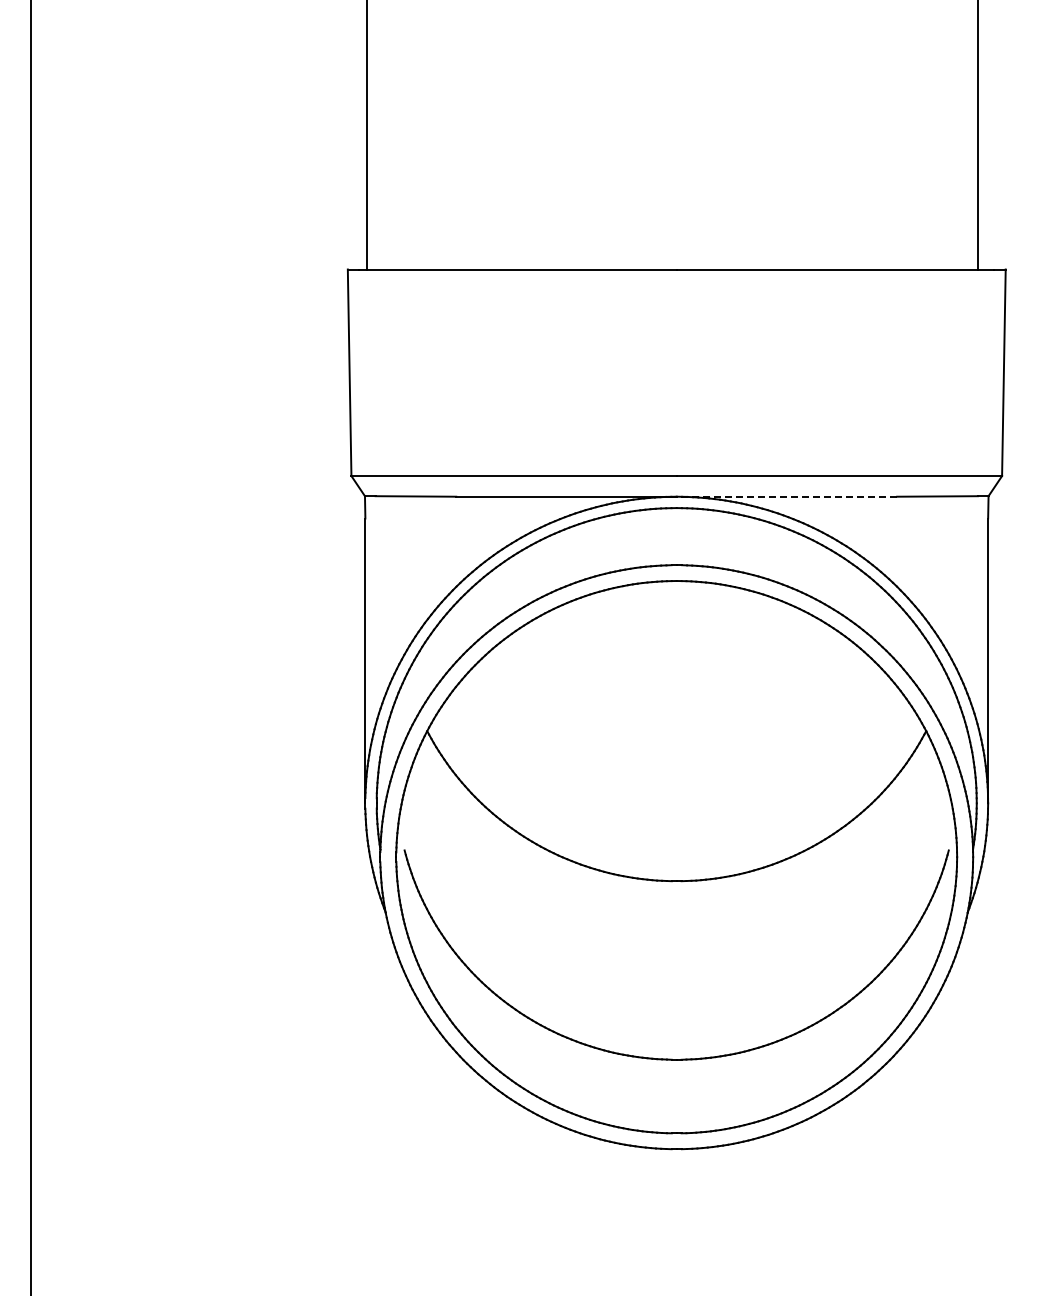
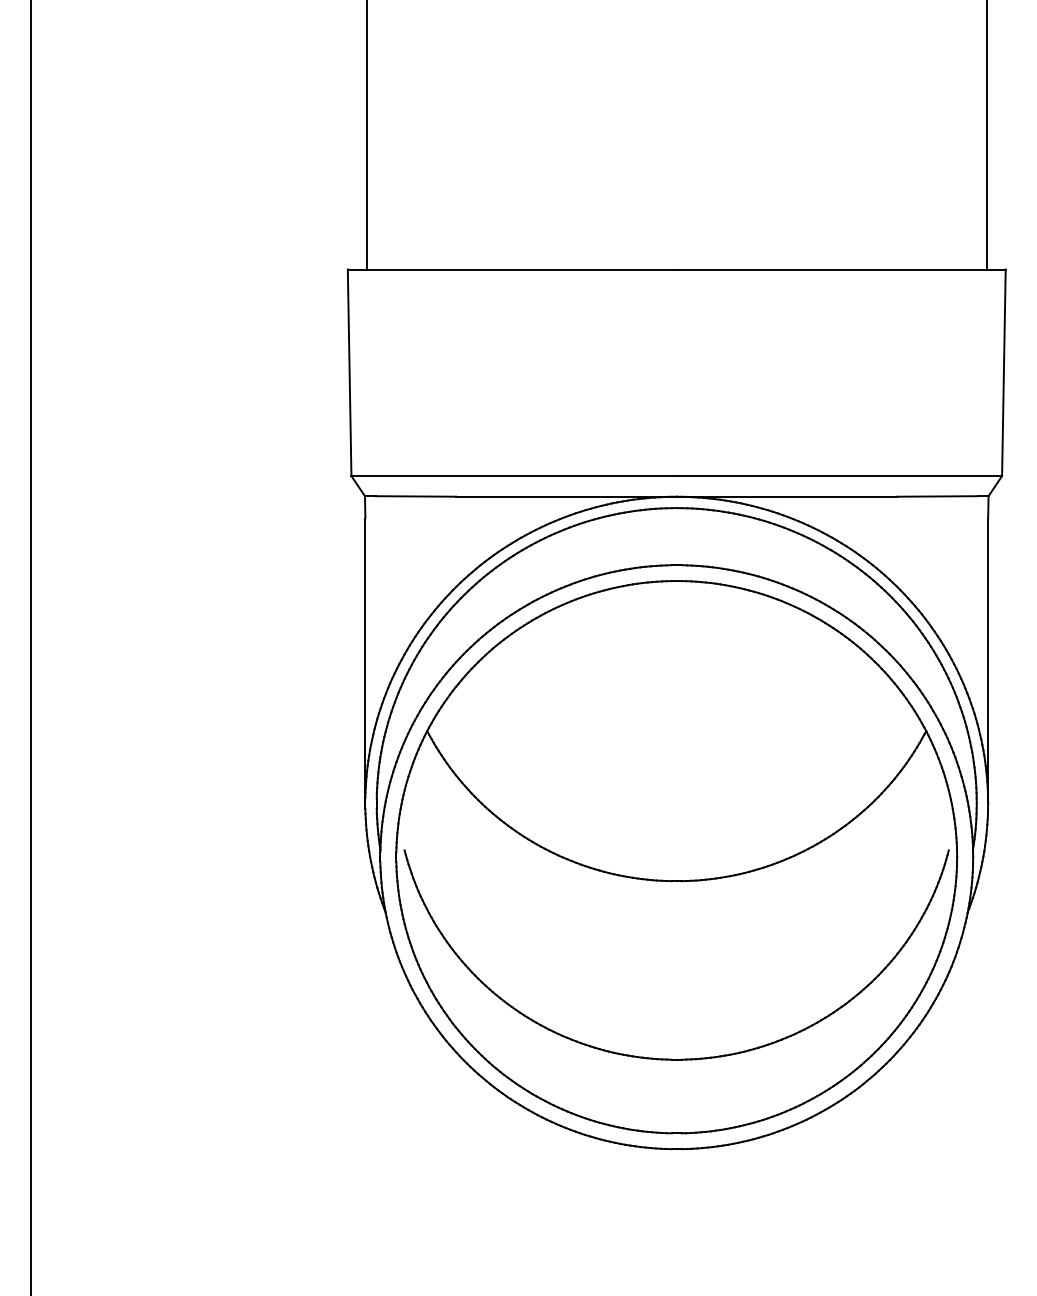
line position: (977, 135) -> (986, 135) (986, 135)
line: dashed -> solid (786, 496)
